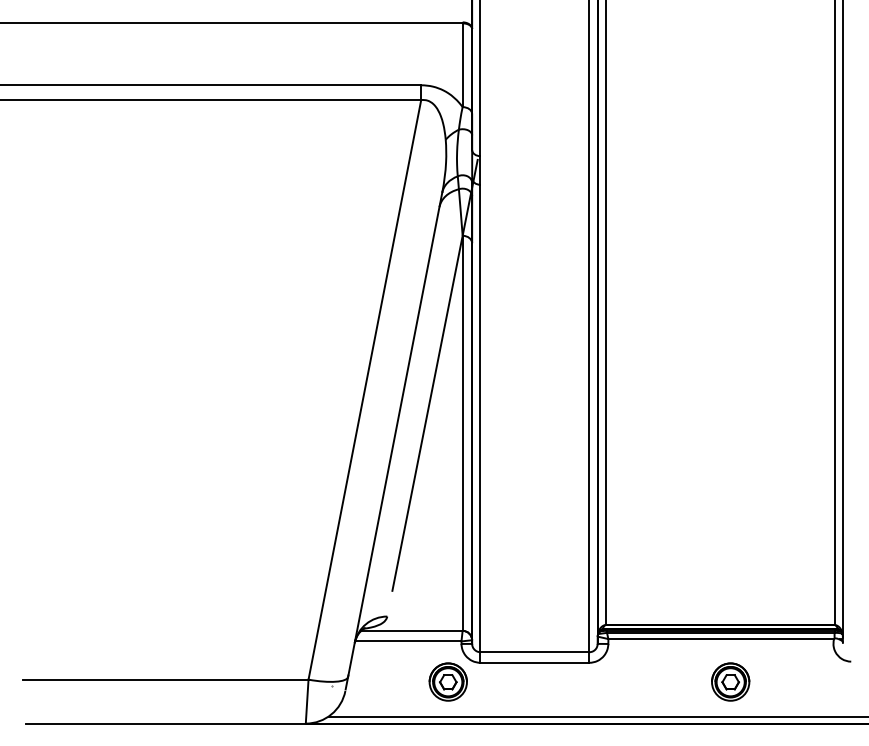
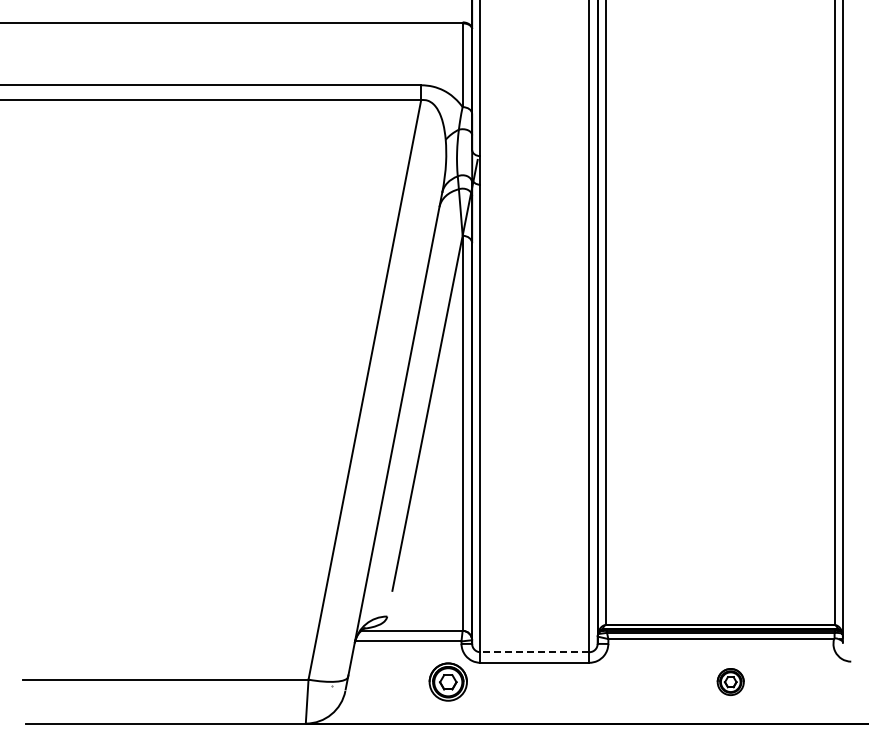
line: solid -> dashed (534, 652)
part size: 40x40 px -> 29x28 px (730, 681)
line: present -> none (596, 716)
